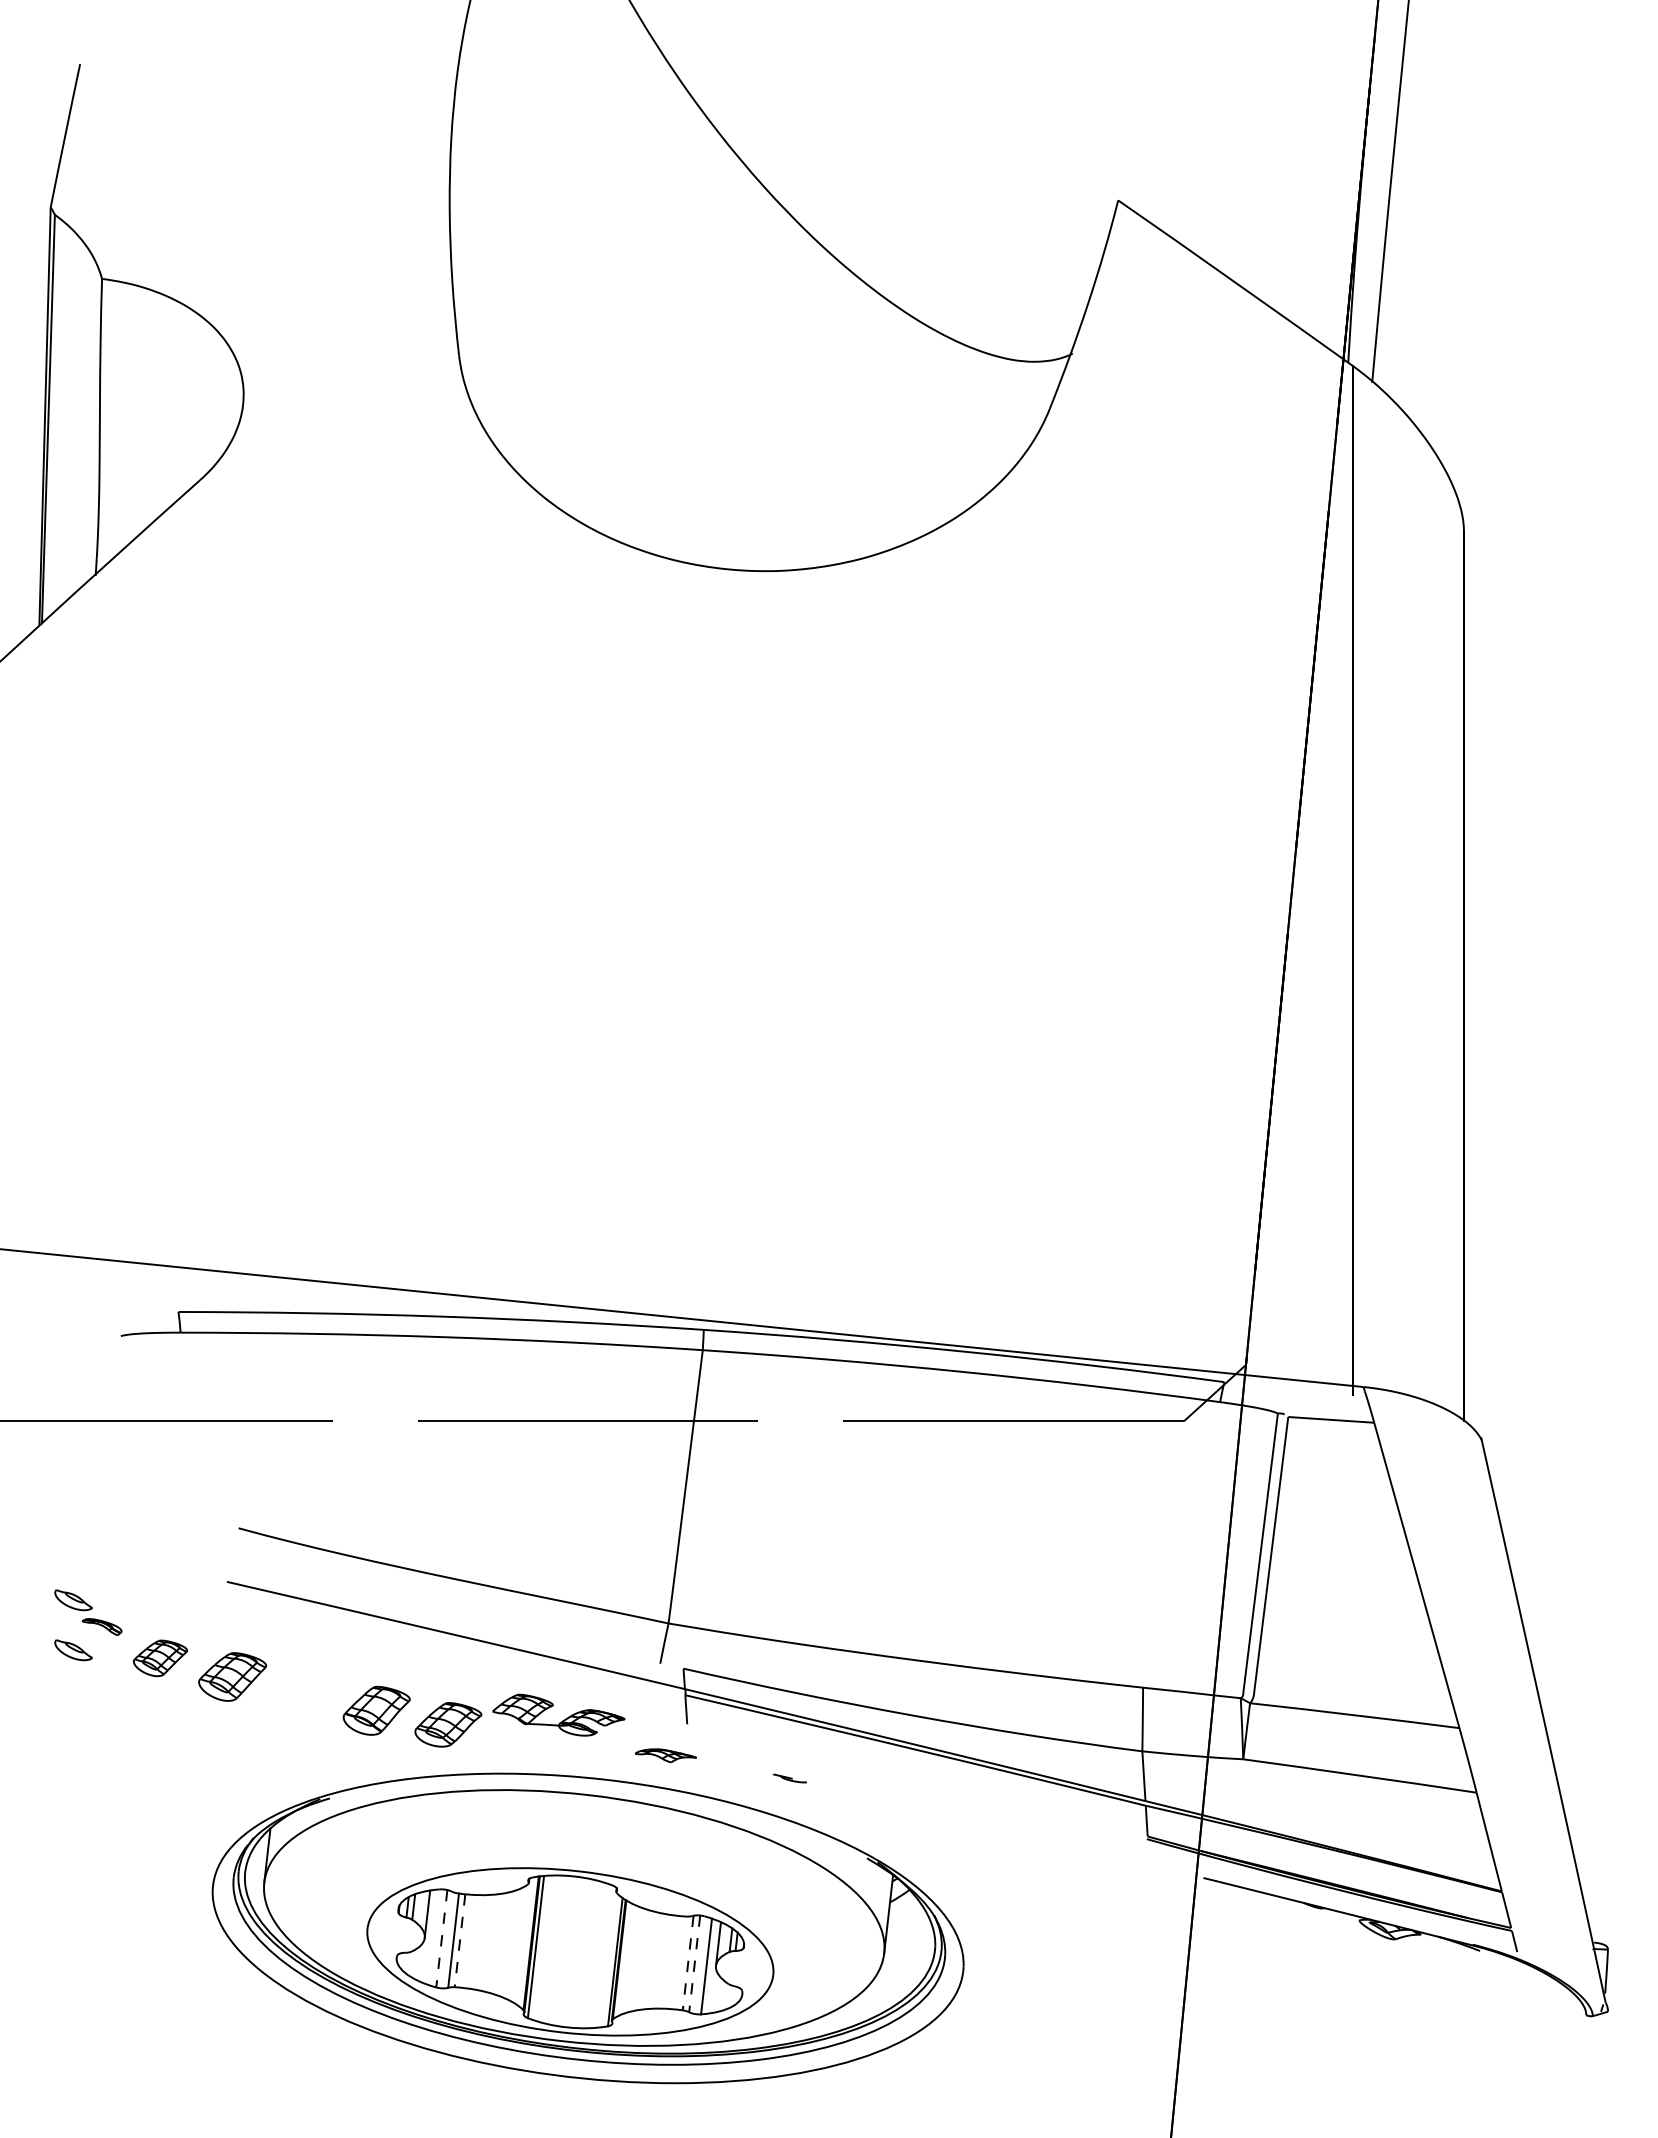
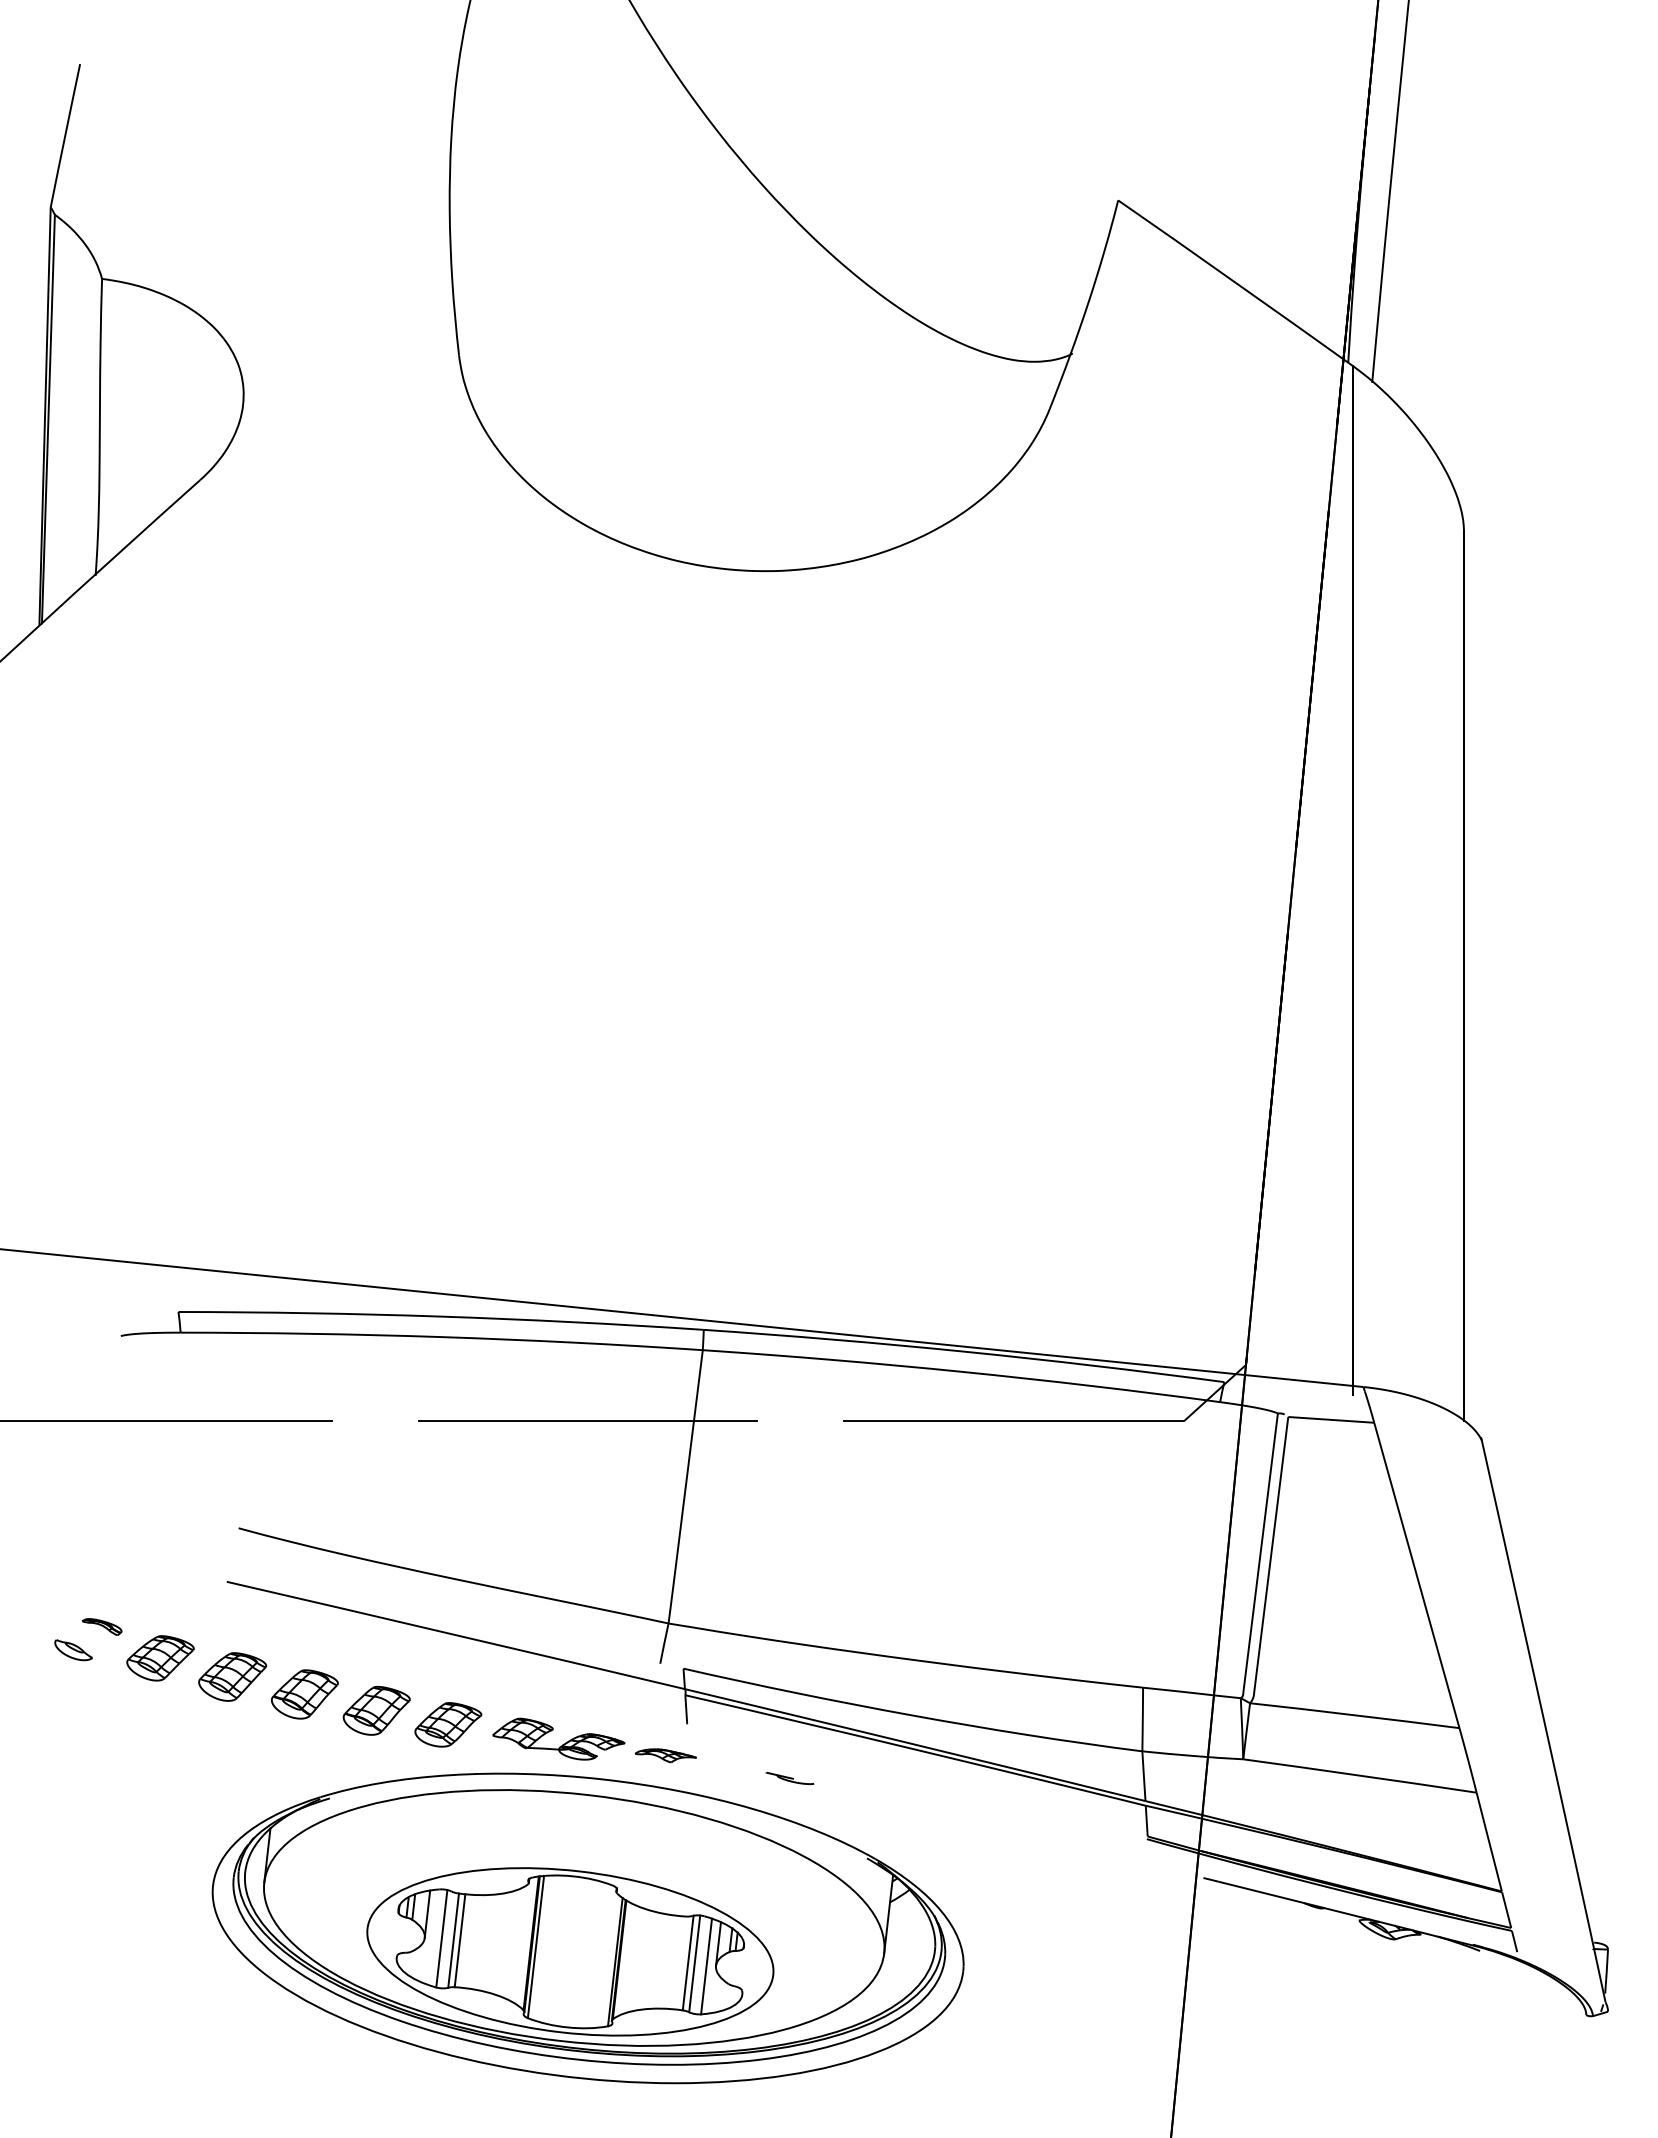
part: present -> none (73, 1600)
part size: 56x39 px -> 69x47 px (160, 1658)
part: none -> present (304, 1694)
part position: (563, 1719) -> (563, 1743) (563, 1743)
part size: 35x11 px -> 50x13 px (789, 1778)
line: dashed -> solid (441, 1939)
line: dashed -> solid (460, 1940)
line: dashed -> solid (688, 1963)
line: dashed -> solid (694, 1963)
